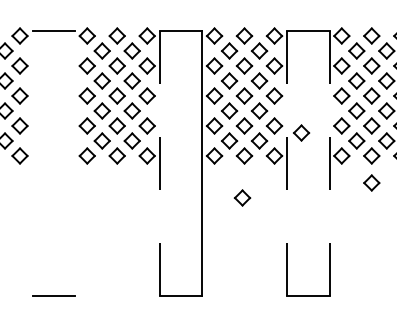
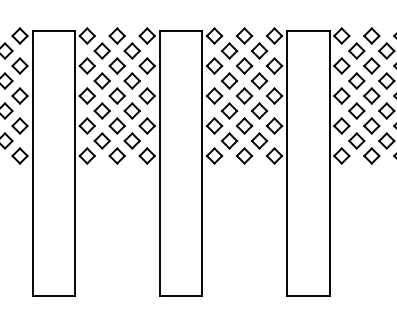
part: present -> none (301, 132)
line: none -> present (32, 163)
line: none -> present (75, 163)
line: dashed -> solid (159, 163)
line: dashed -> solid (287, 163)
line: dashed -> solid (329, 163)
part: present -> none (371, 182)
part: present -> none (242, 197)
